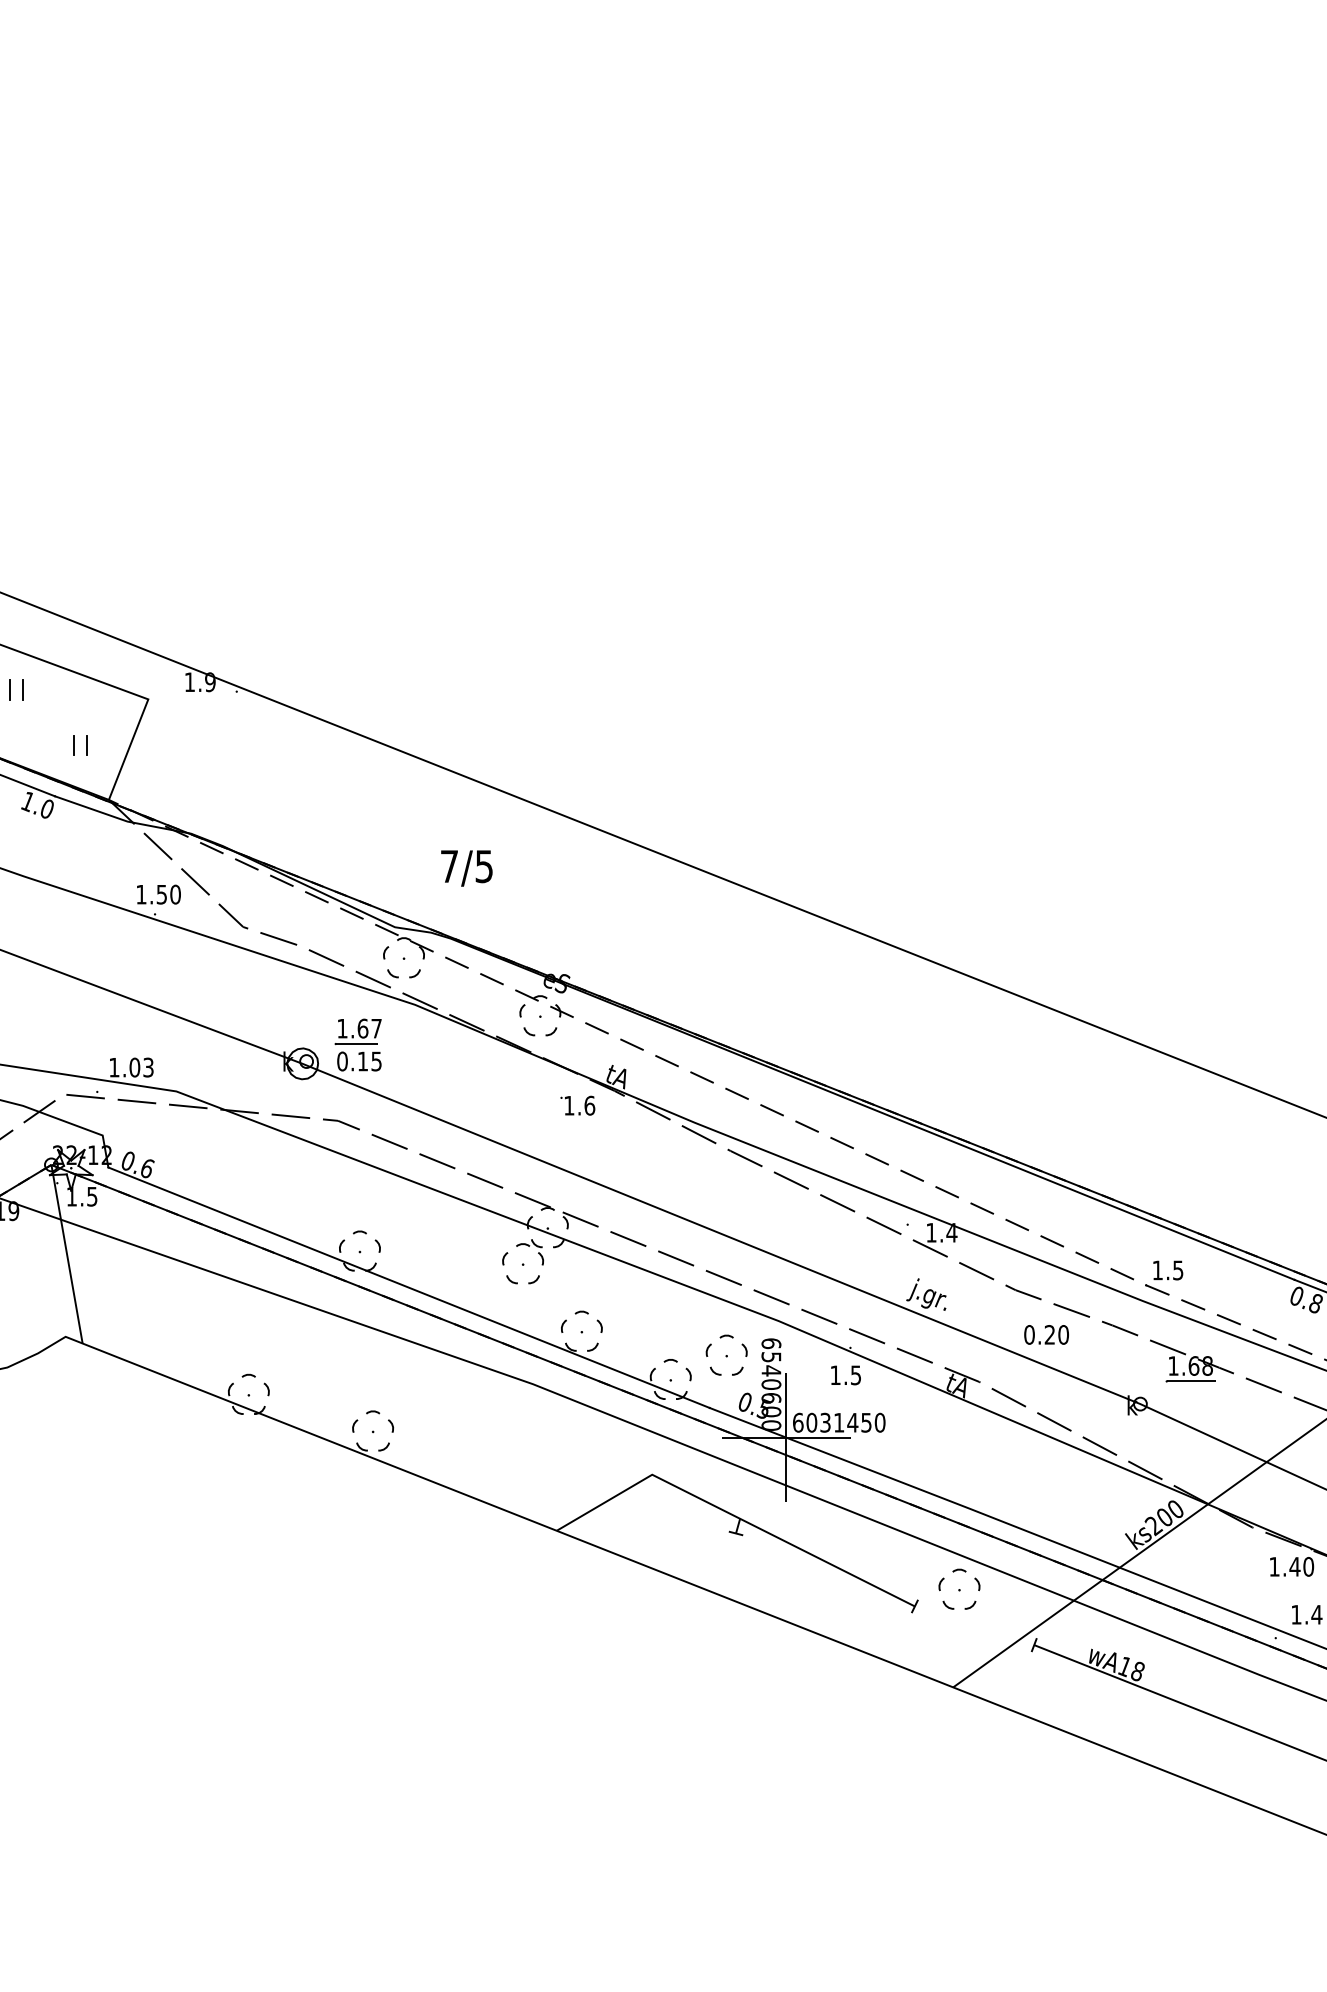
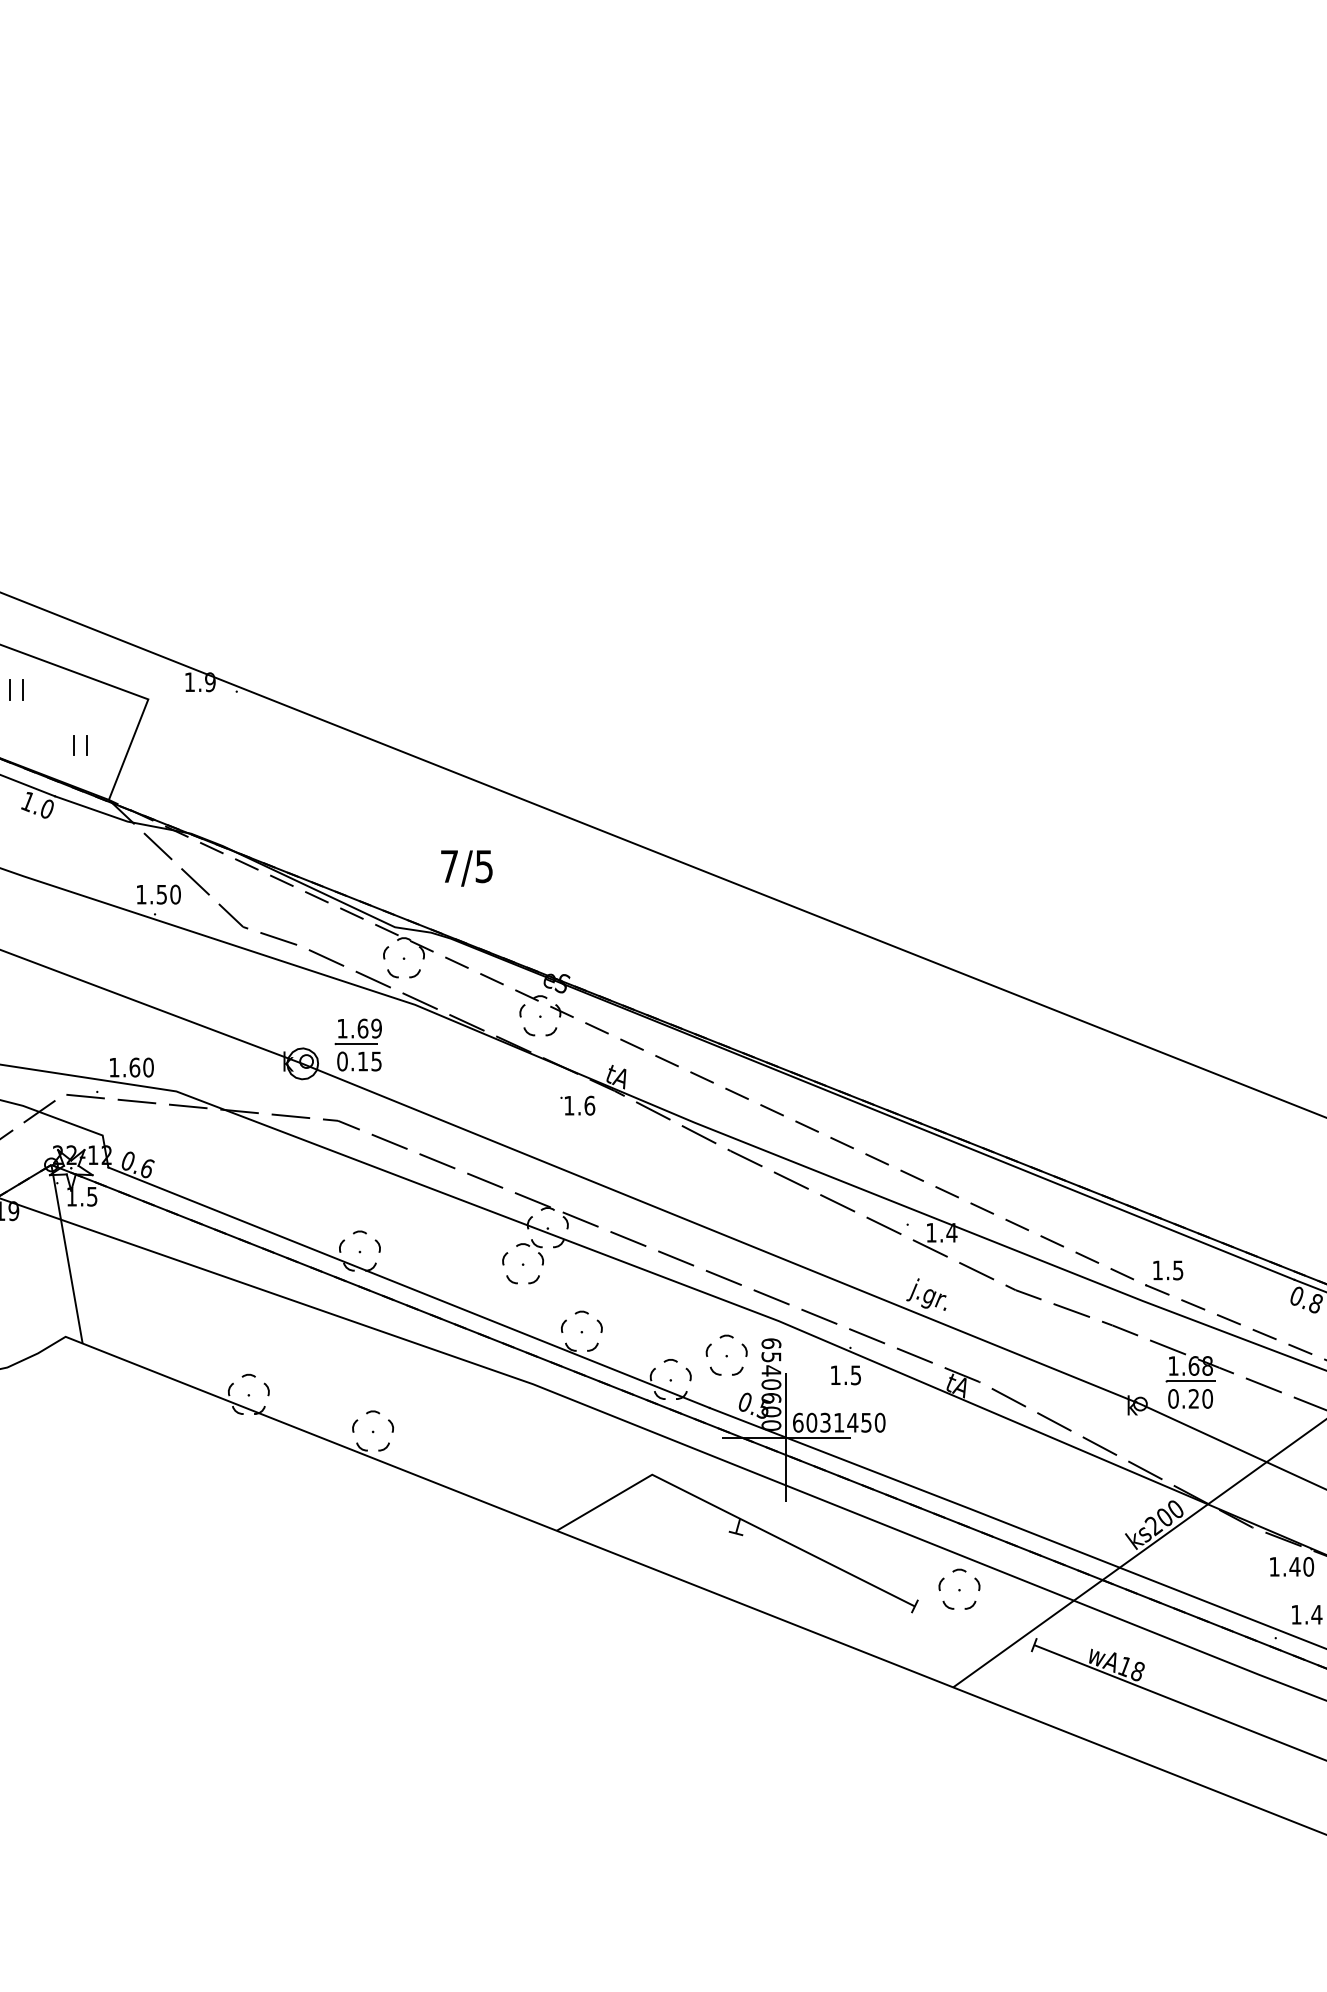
text: 1.67 -> 1.69 (376, 1028)
text: 1.03 -> 1.60 (141, 1067)
text position: (1046, 1334) -> (1190, 1398) (1190, 1398)
